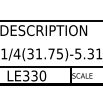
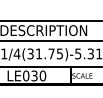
line: none -> present (50, 40)
text: LE330 -> LE030 (26, 75)
